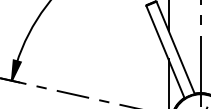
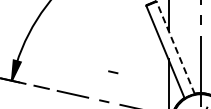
line: solid -> dashed (175, 47)
curve: none -> present (113, 72)
part size: 11x5 px -> 17x6 px (41, 86)
